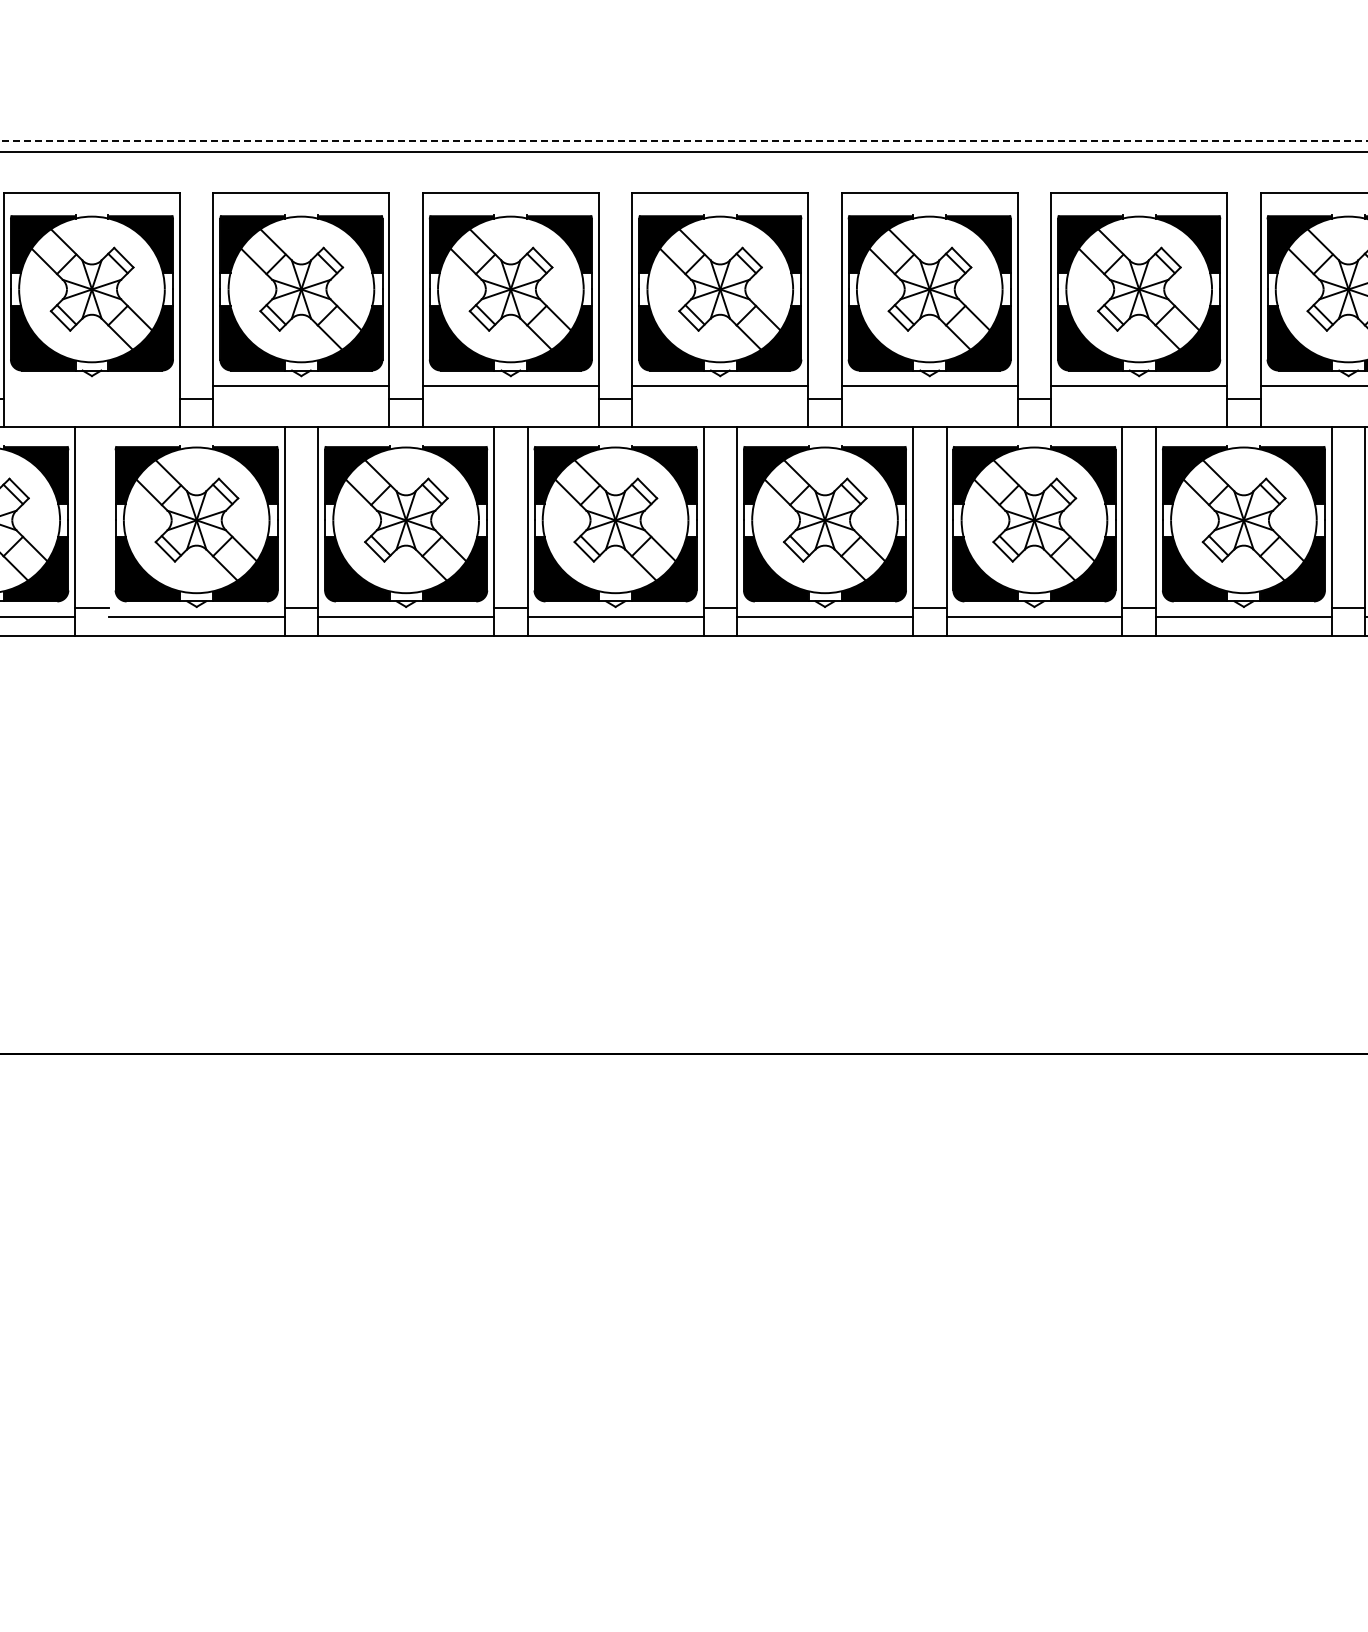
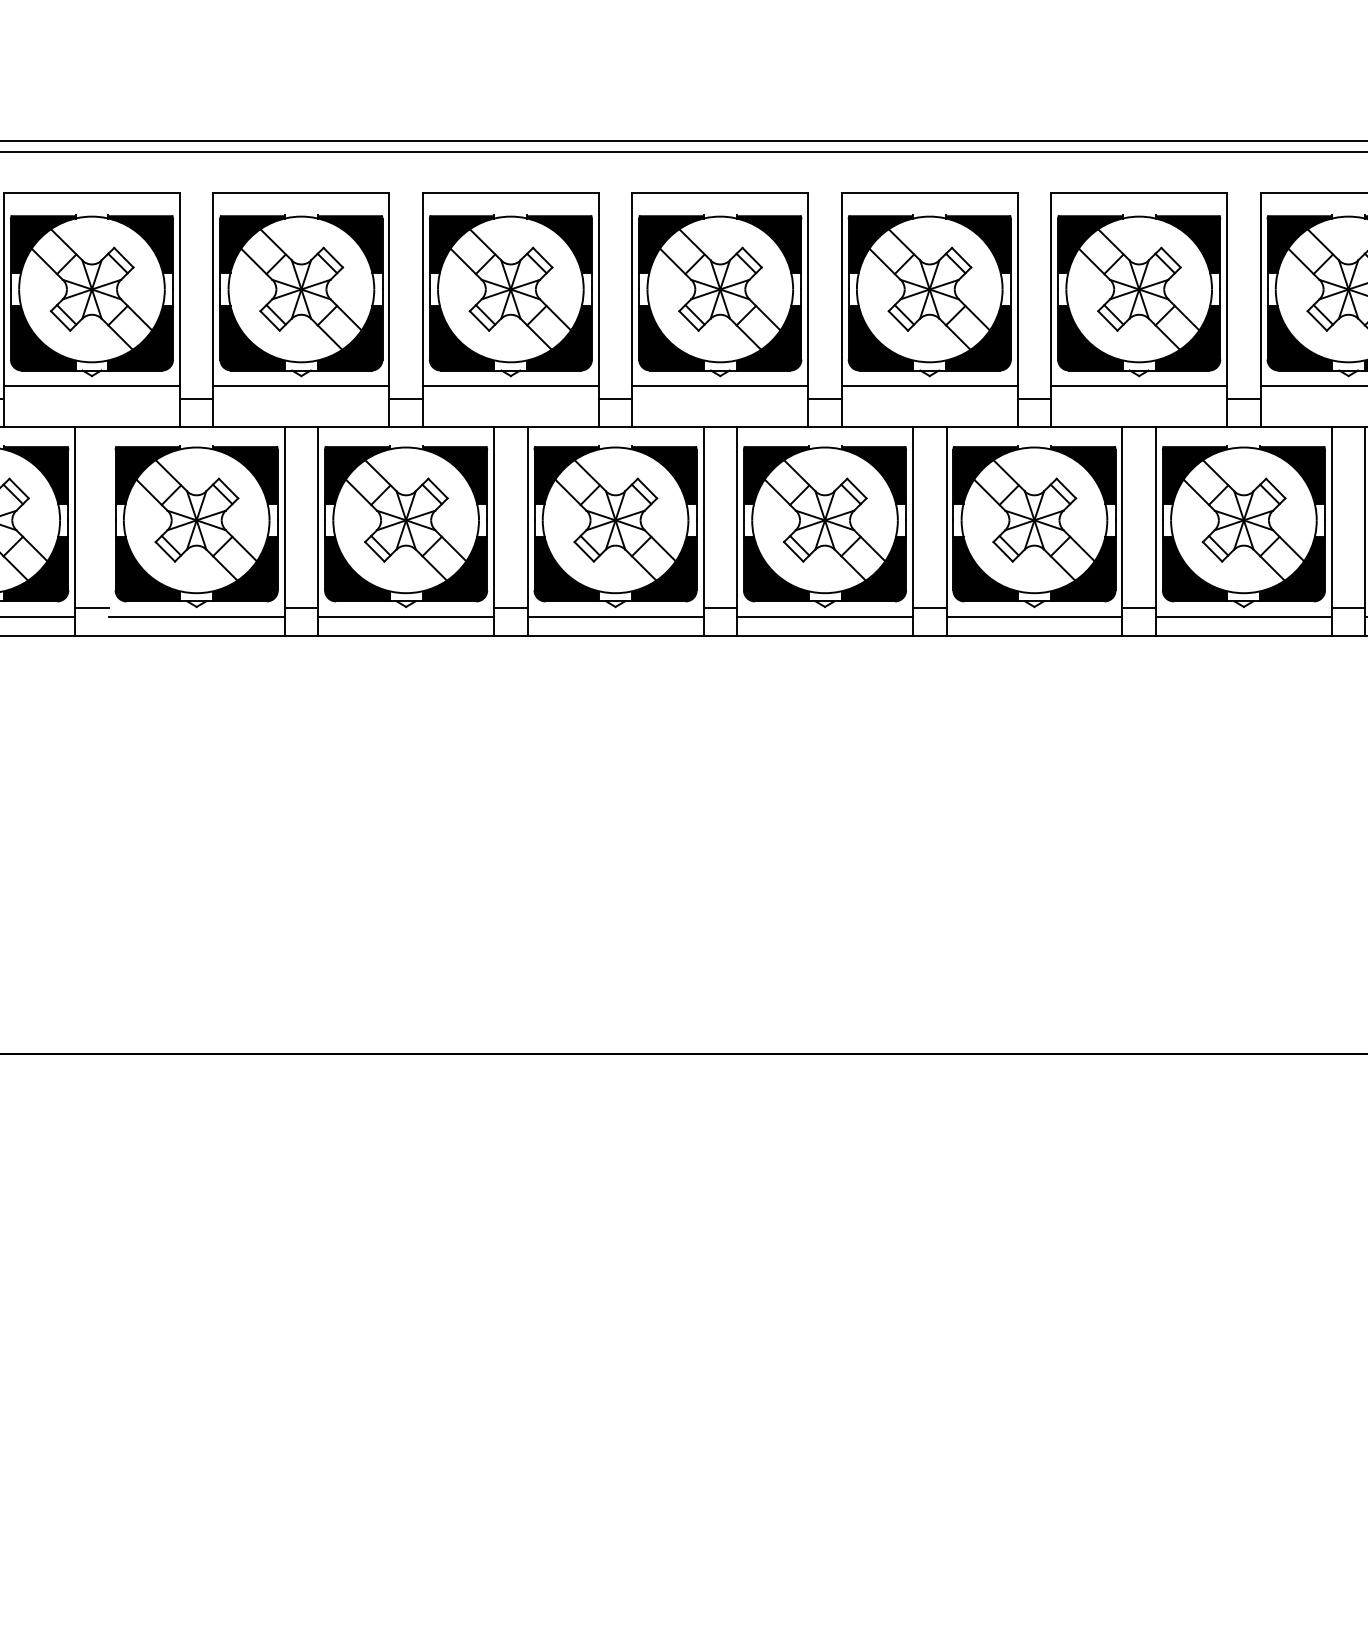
line: dashed -> solid (684, 141)
line: none -> present (91, 385)
